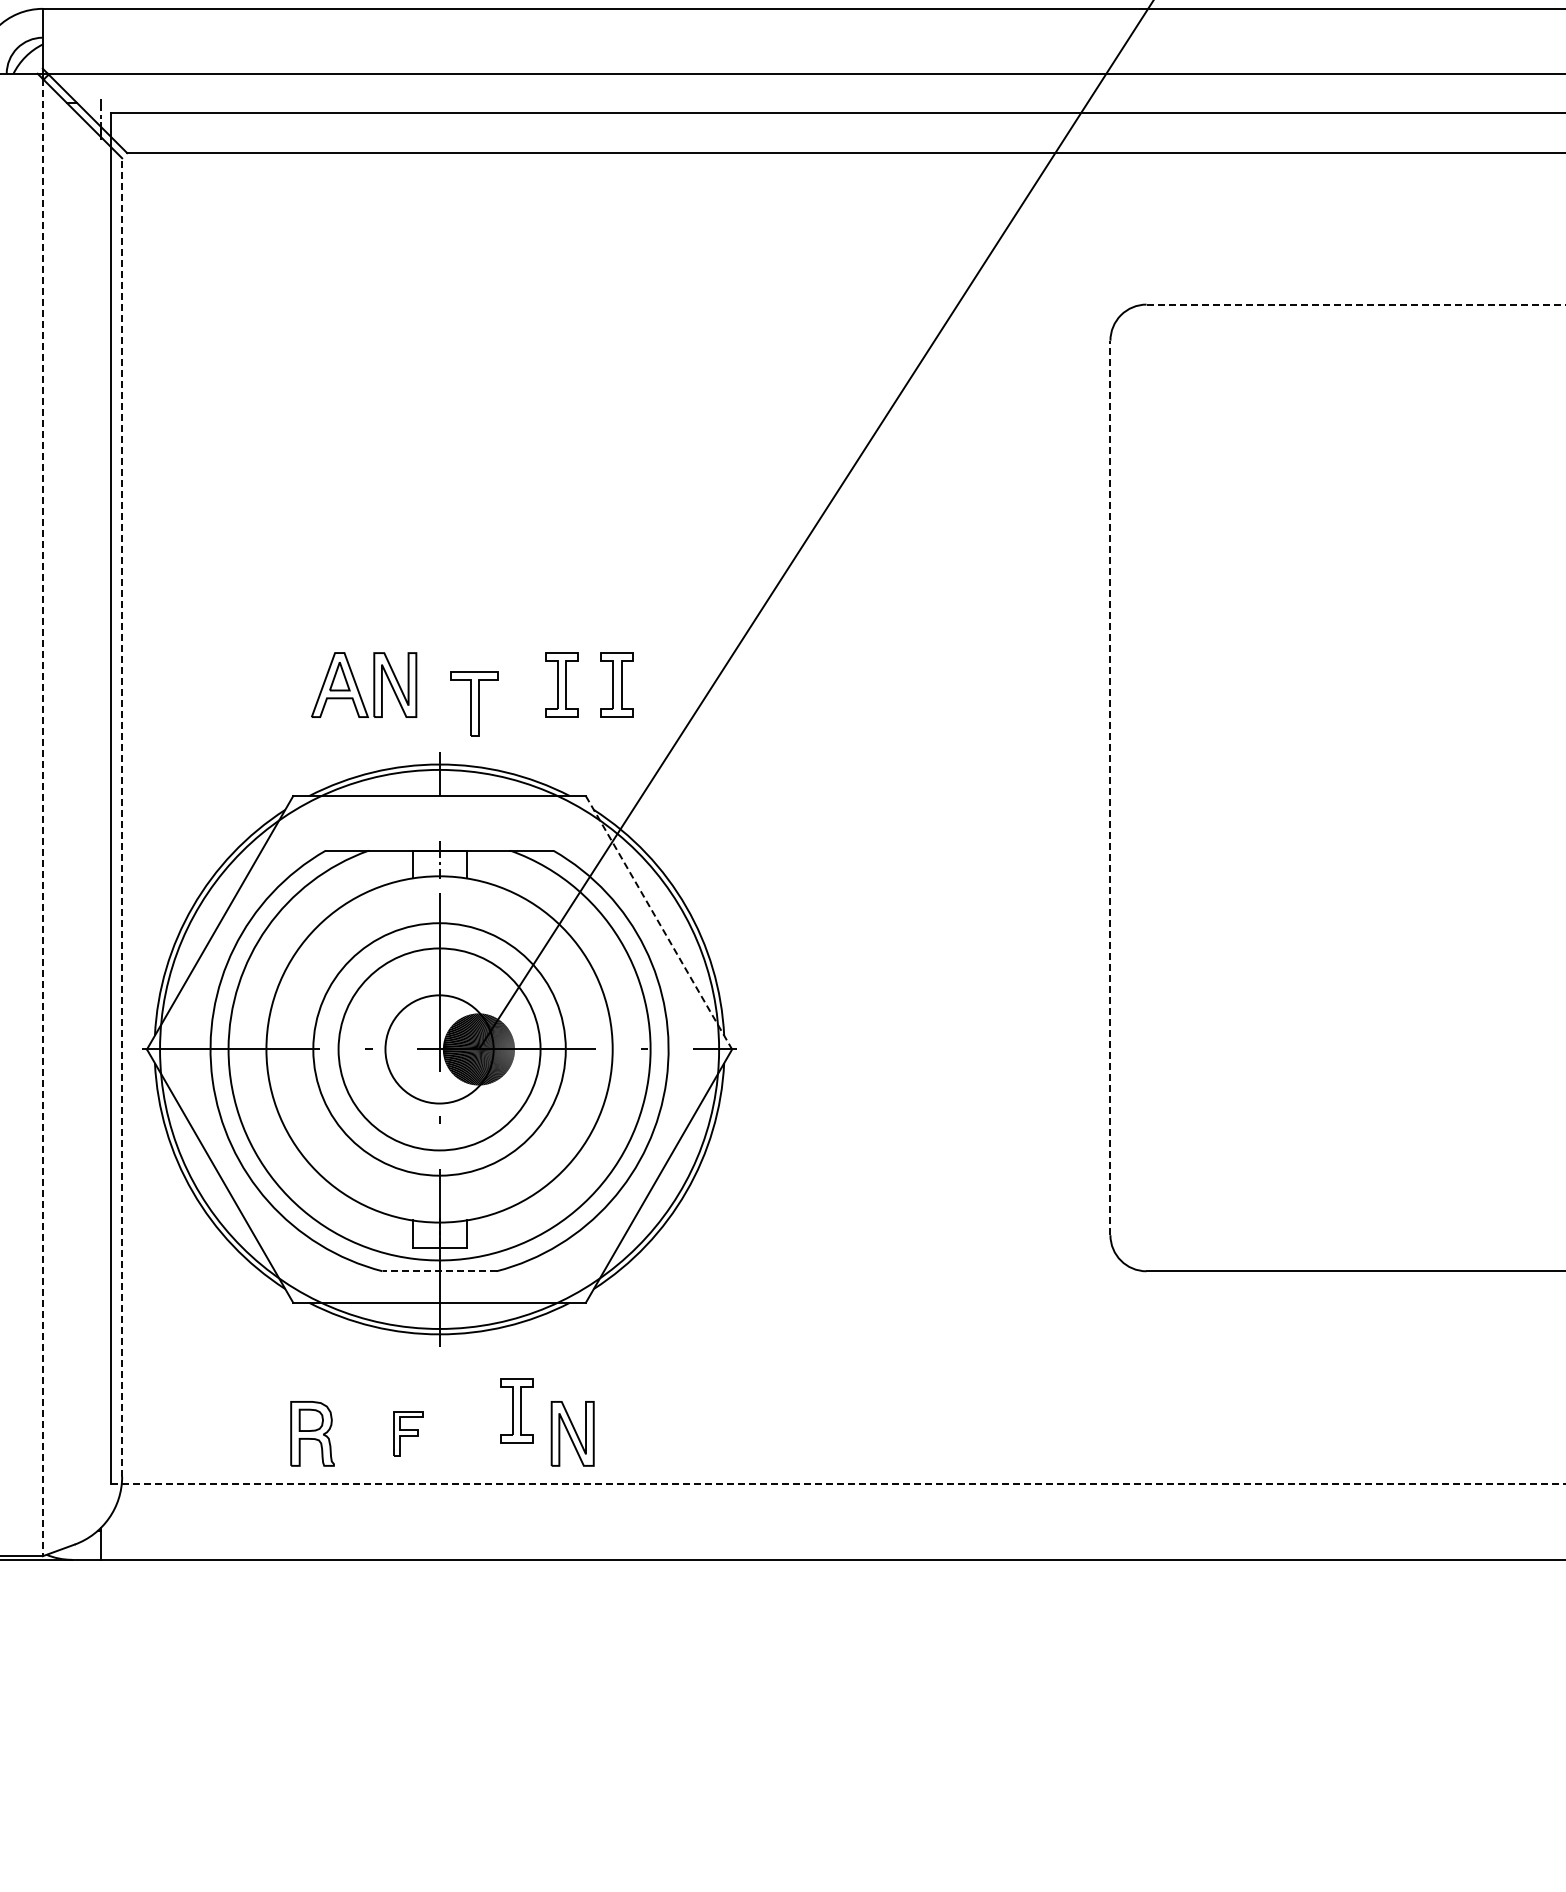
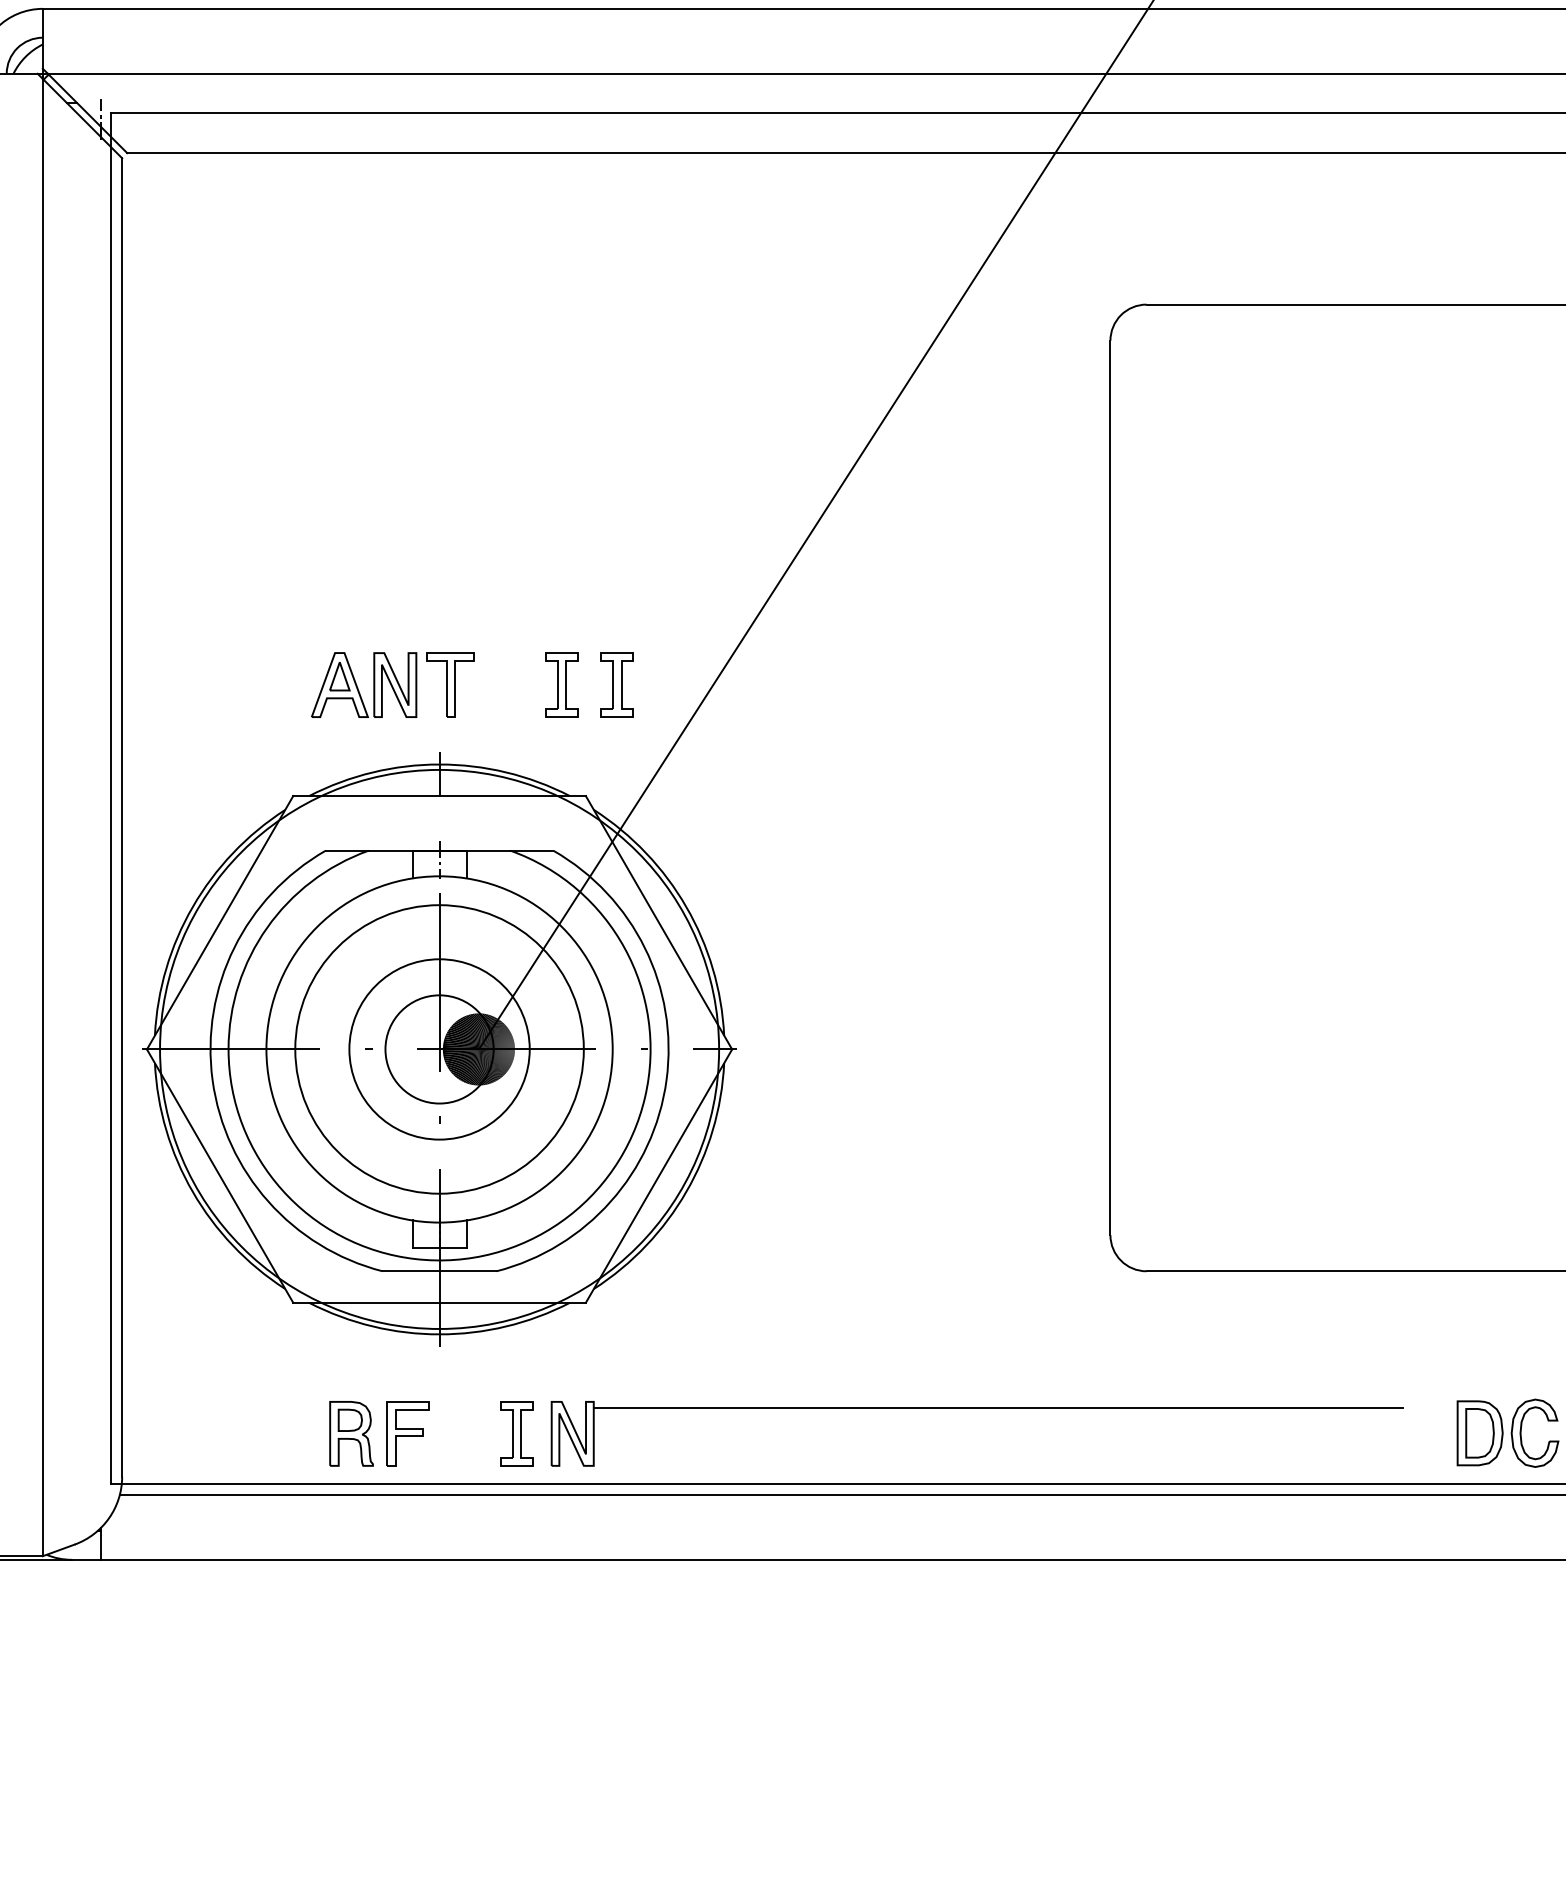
line: dashed -> solid (1356, 304)
part position: (474, 703) -> (450, 684) (450, 684)
line: dashed -> solid (1110, 787)
line: dashed -> solid (42, 817)
line: dashed -> solid (122, 817)
line: dashed -> solid (659, 923)
circle diameter: 202 px -> 289 px (439, 1049)
circle diameter: 252 px -> 180 px (439, 1049)
line: dashed -> solid (439, 1271)
line: none -> present (998, 1407)
part position: (516, 1410) -> (516, 1433) (516, 1433)
part: none -> present (1507, 1432)
part position: (312, 1433) -> (351, 1433) (351, 1433)
part size: 31x46 px -> 44x66 px (407, 1433)
line: dashed -> solid (839, 1484)
line: none -> present (840, 1494)
